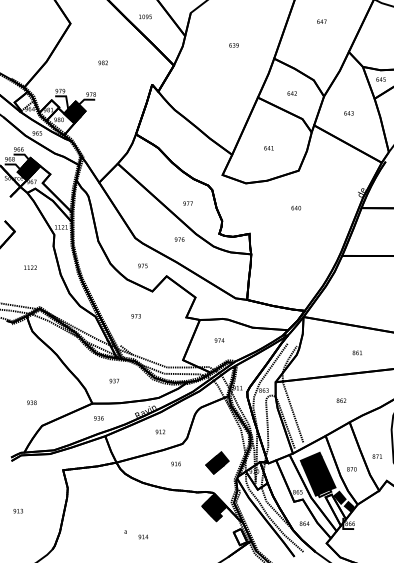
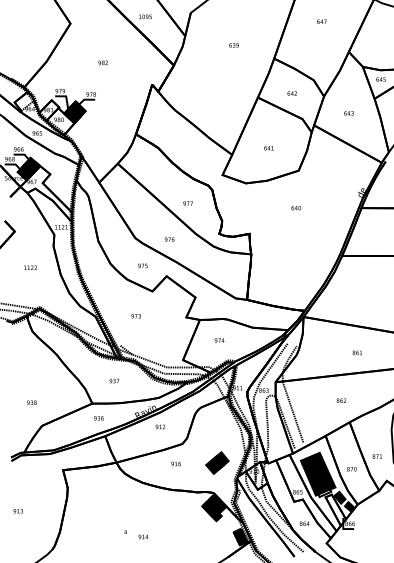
text position: (179, 239) -> (169, 239) (169, 239)
text position: (160, 431) -> (160, 426) (160, 426)
fill: none -> present (240, 536)
